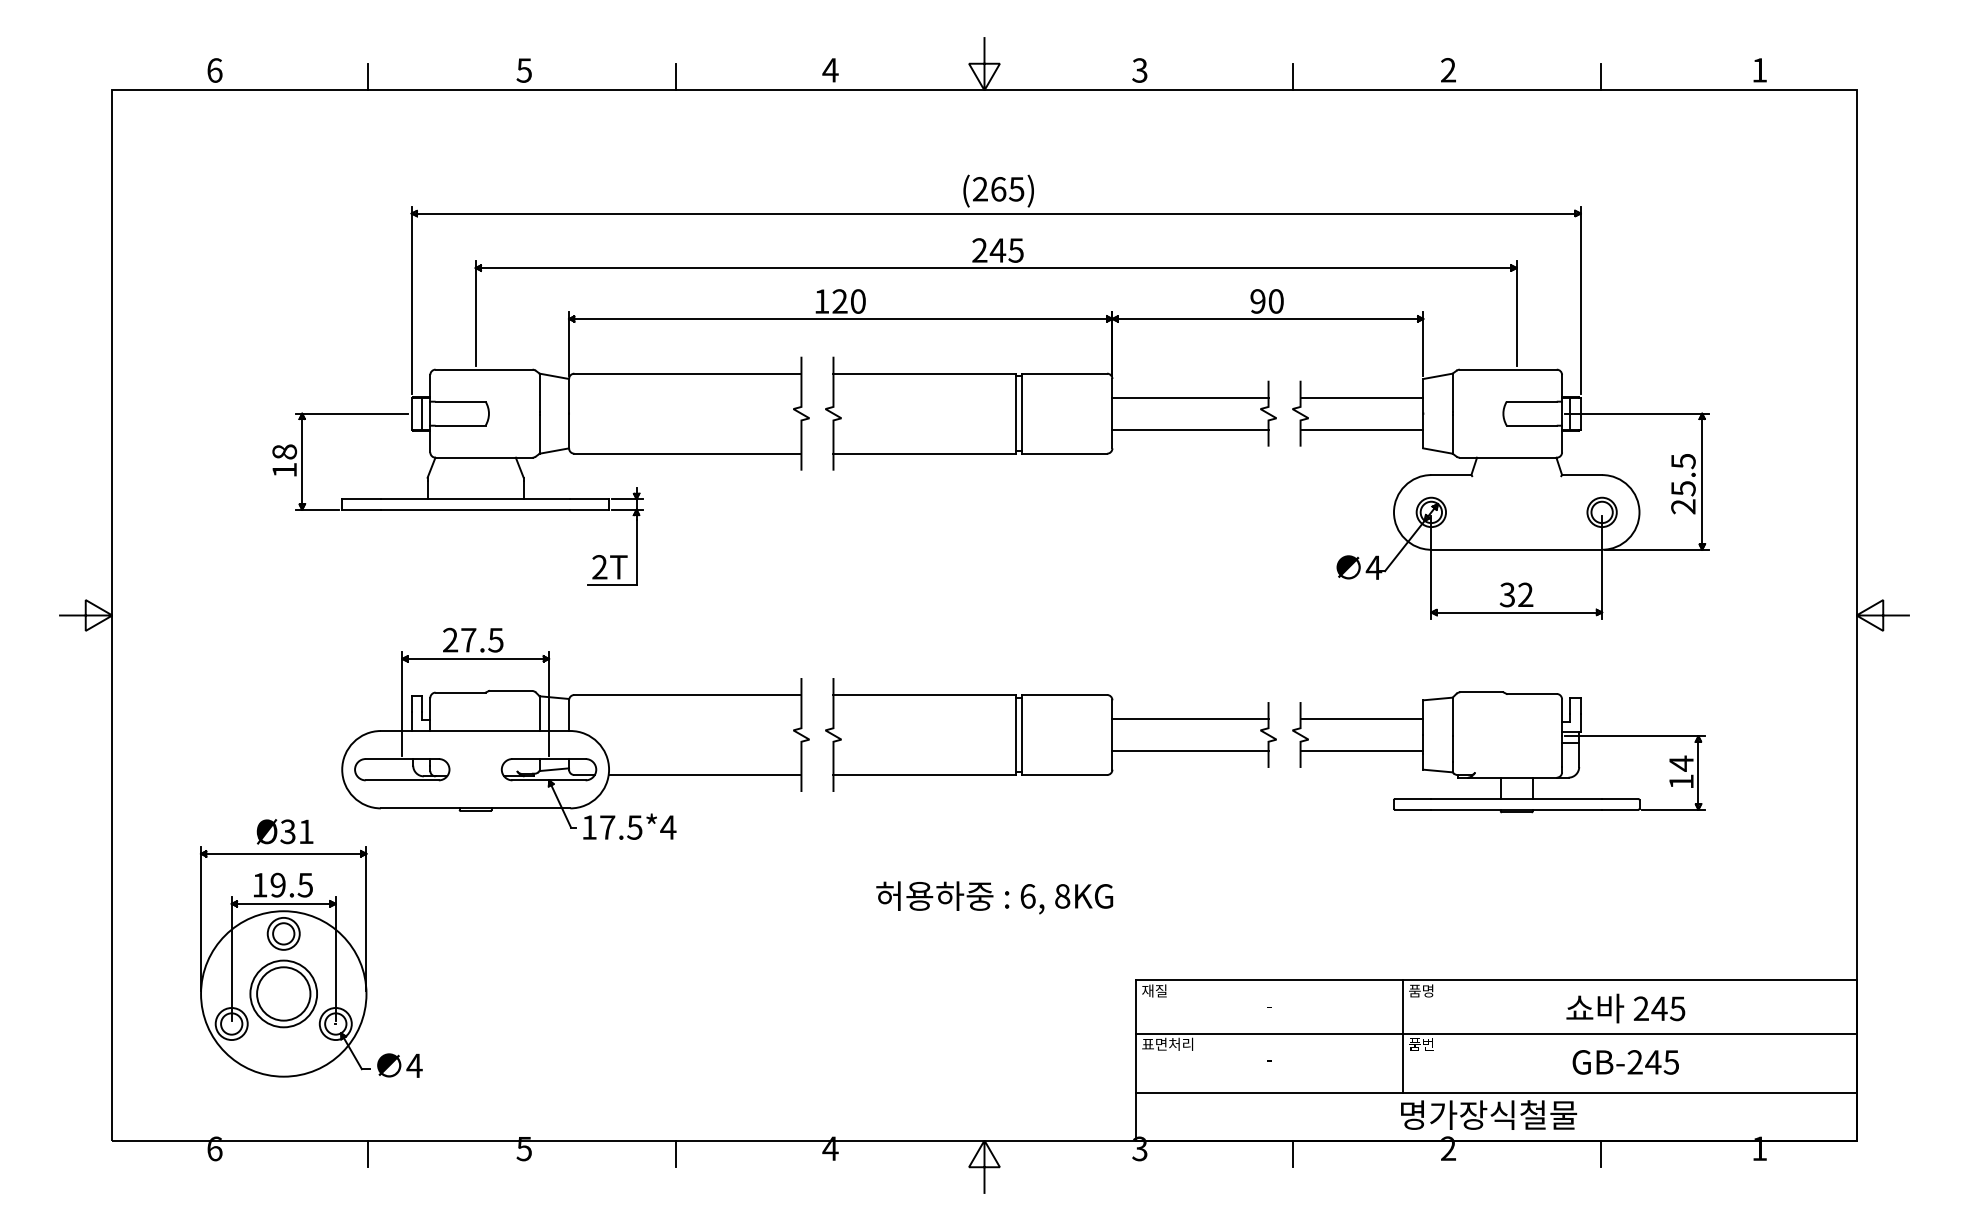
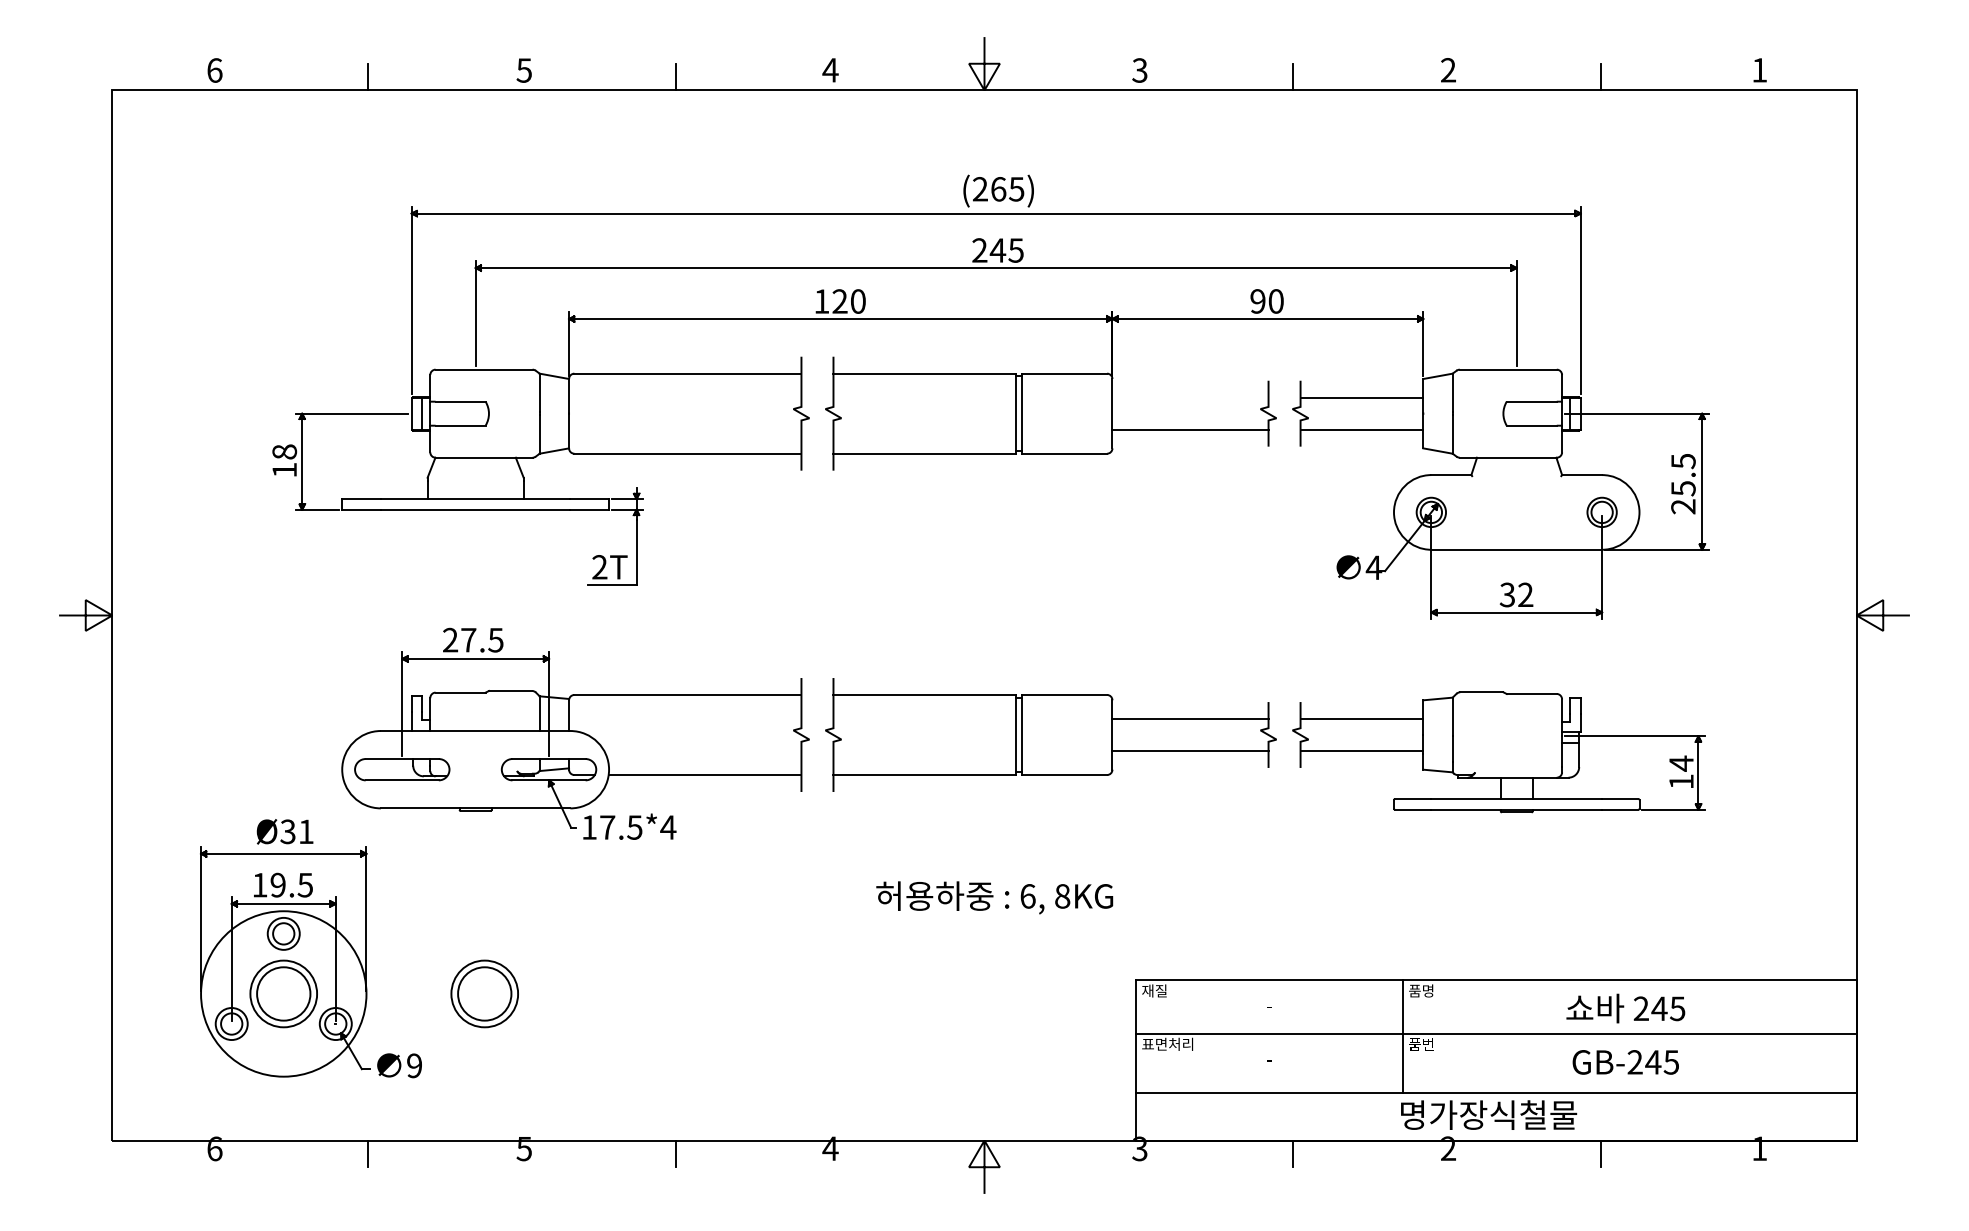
line: present -> none (1190, 397)
part: none -> present (484, 993)
text: 4 -> 9 (414, 1065)
